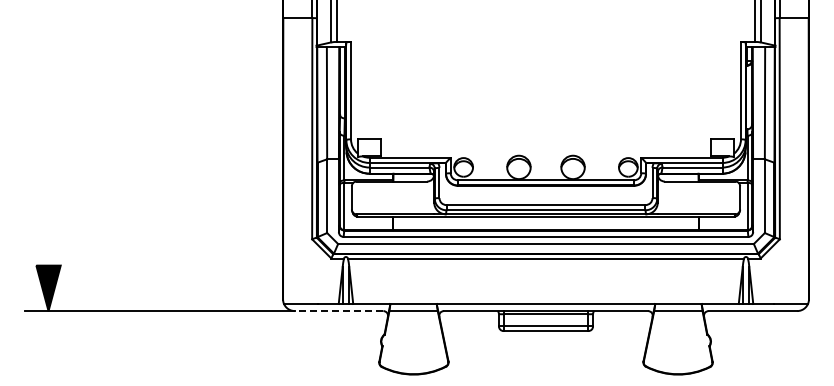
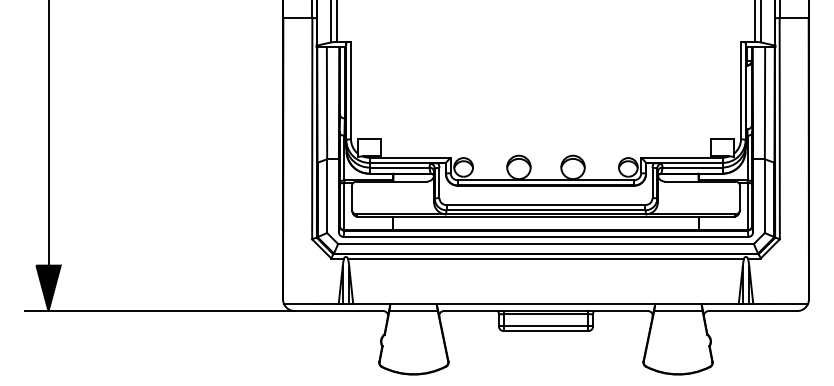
line: none -> present (48, 133)
line: dashed -> solid (338, 311)
